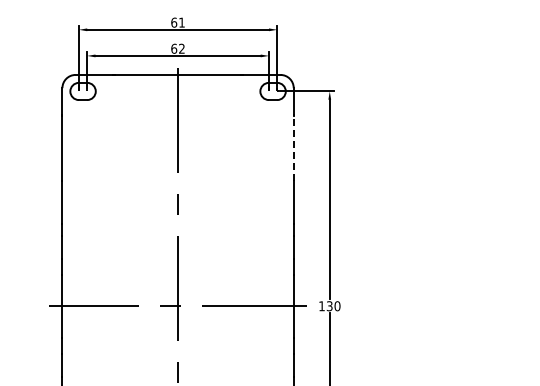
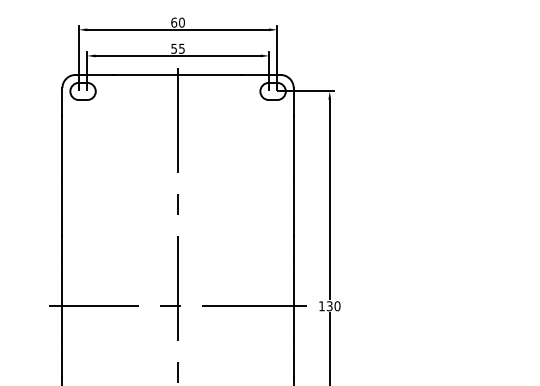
text: 61 -> 60 (181, 22)
text: 62 -> 55 (177, 48)
line: dashed -> solid (293, 148)
